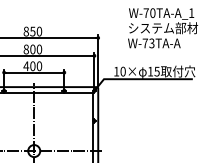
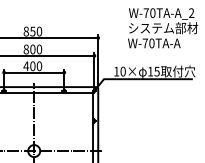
text: W-70TA-A_1 -> W-70TA-A_2 (191, 12)
text: W-73TA-A -> W-70TA-A (151, 43)
